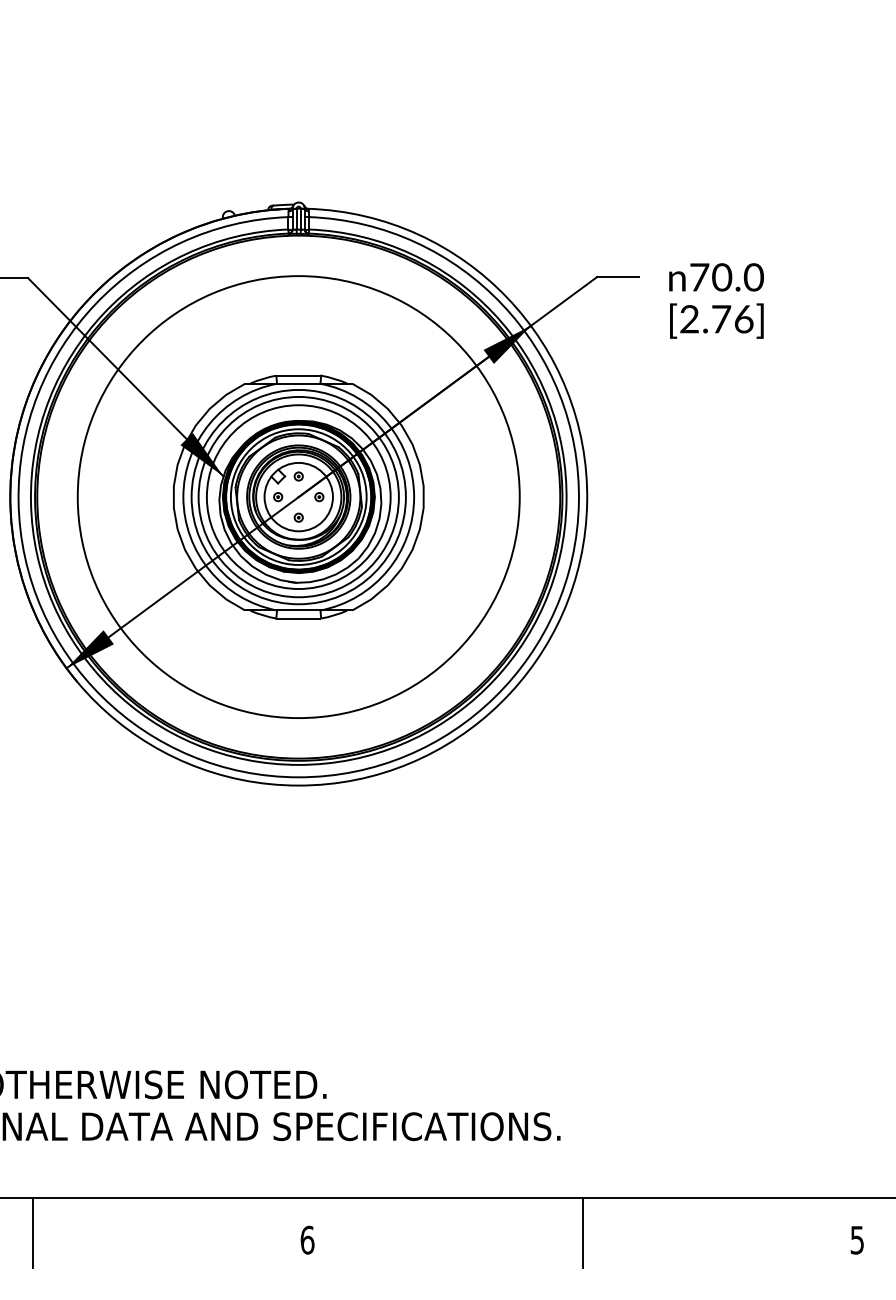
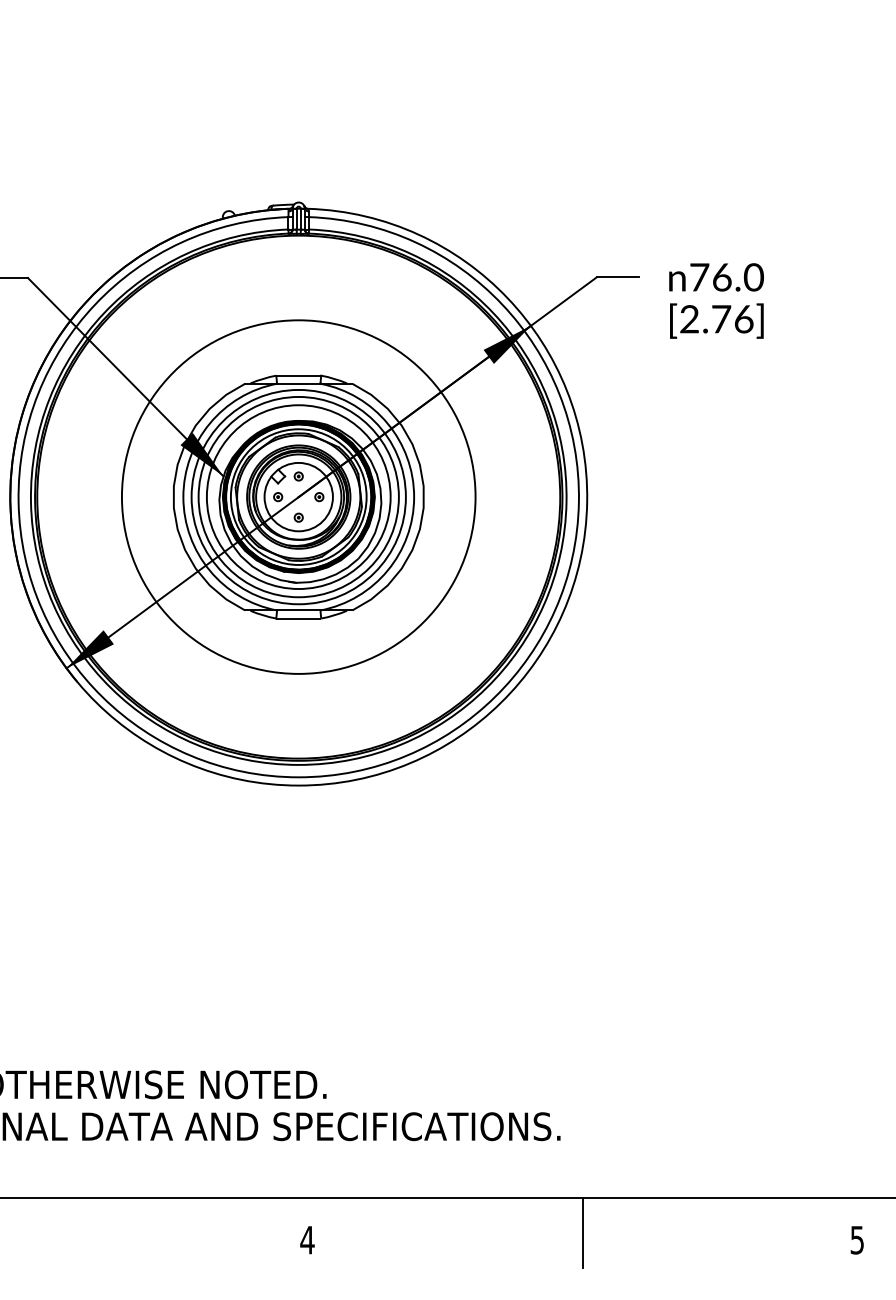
text: 70.0 -> 76.0 (722, 276)
circle diameter: 442 px -> 354 px (298, 496)
line: present -> none (32, 1233)
text: 6 -> 4 (307, 1239)
